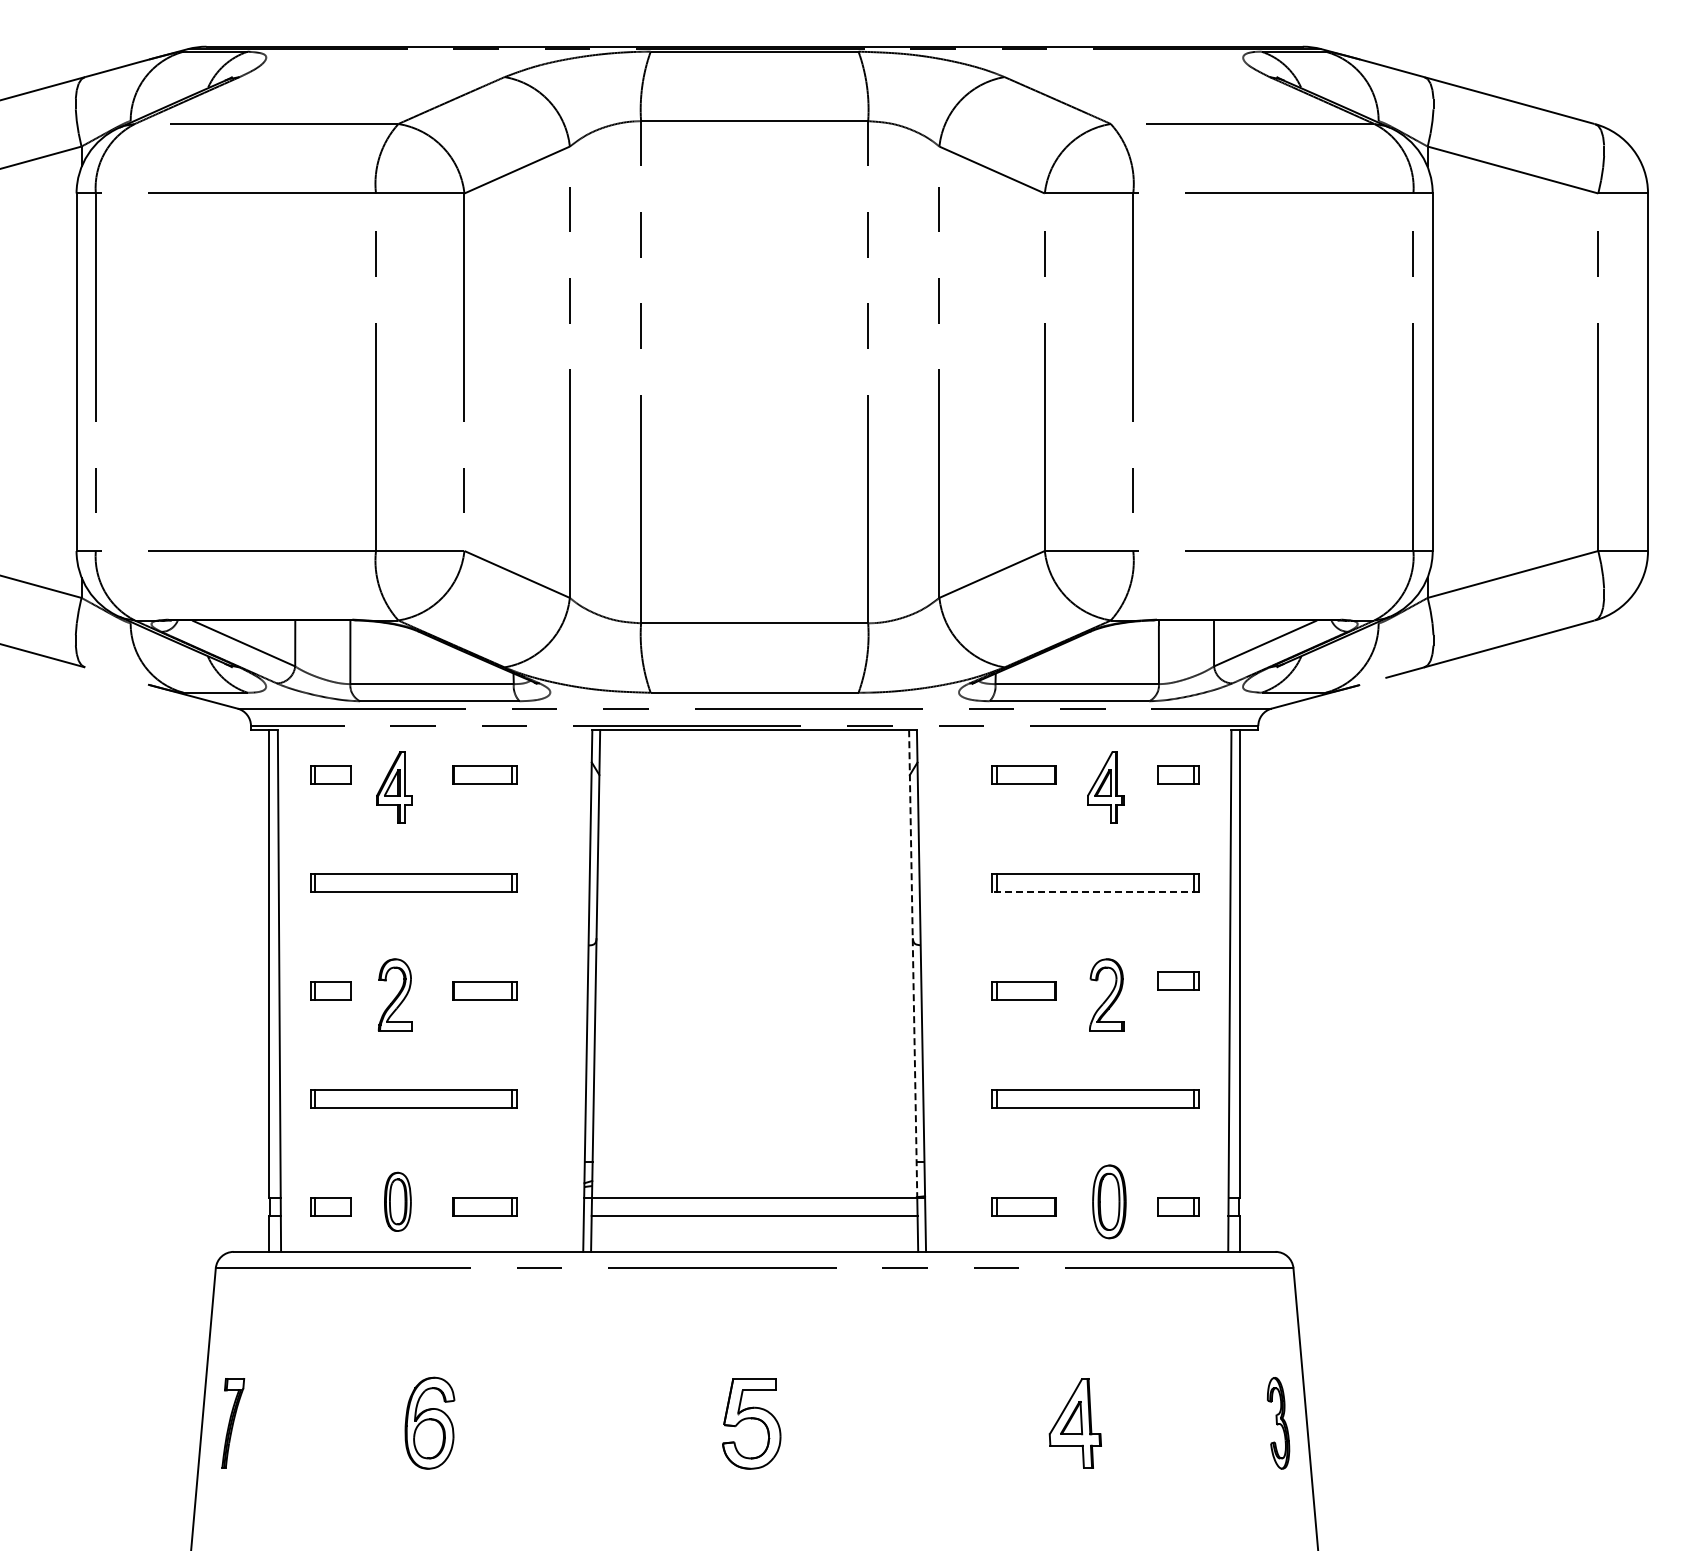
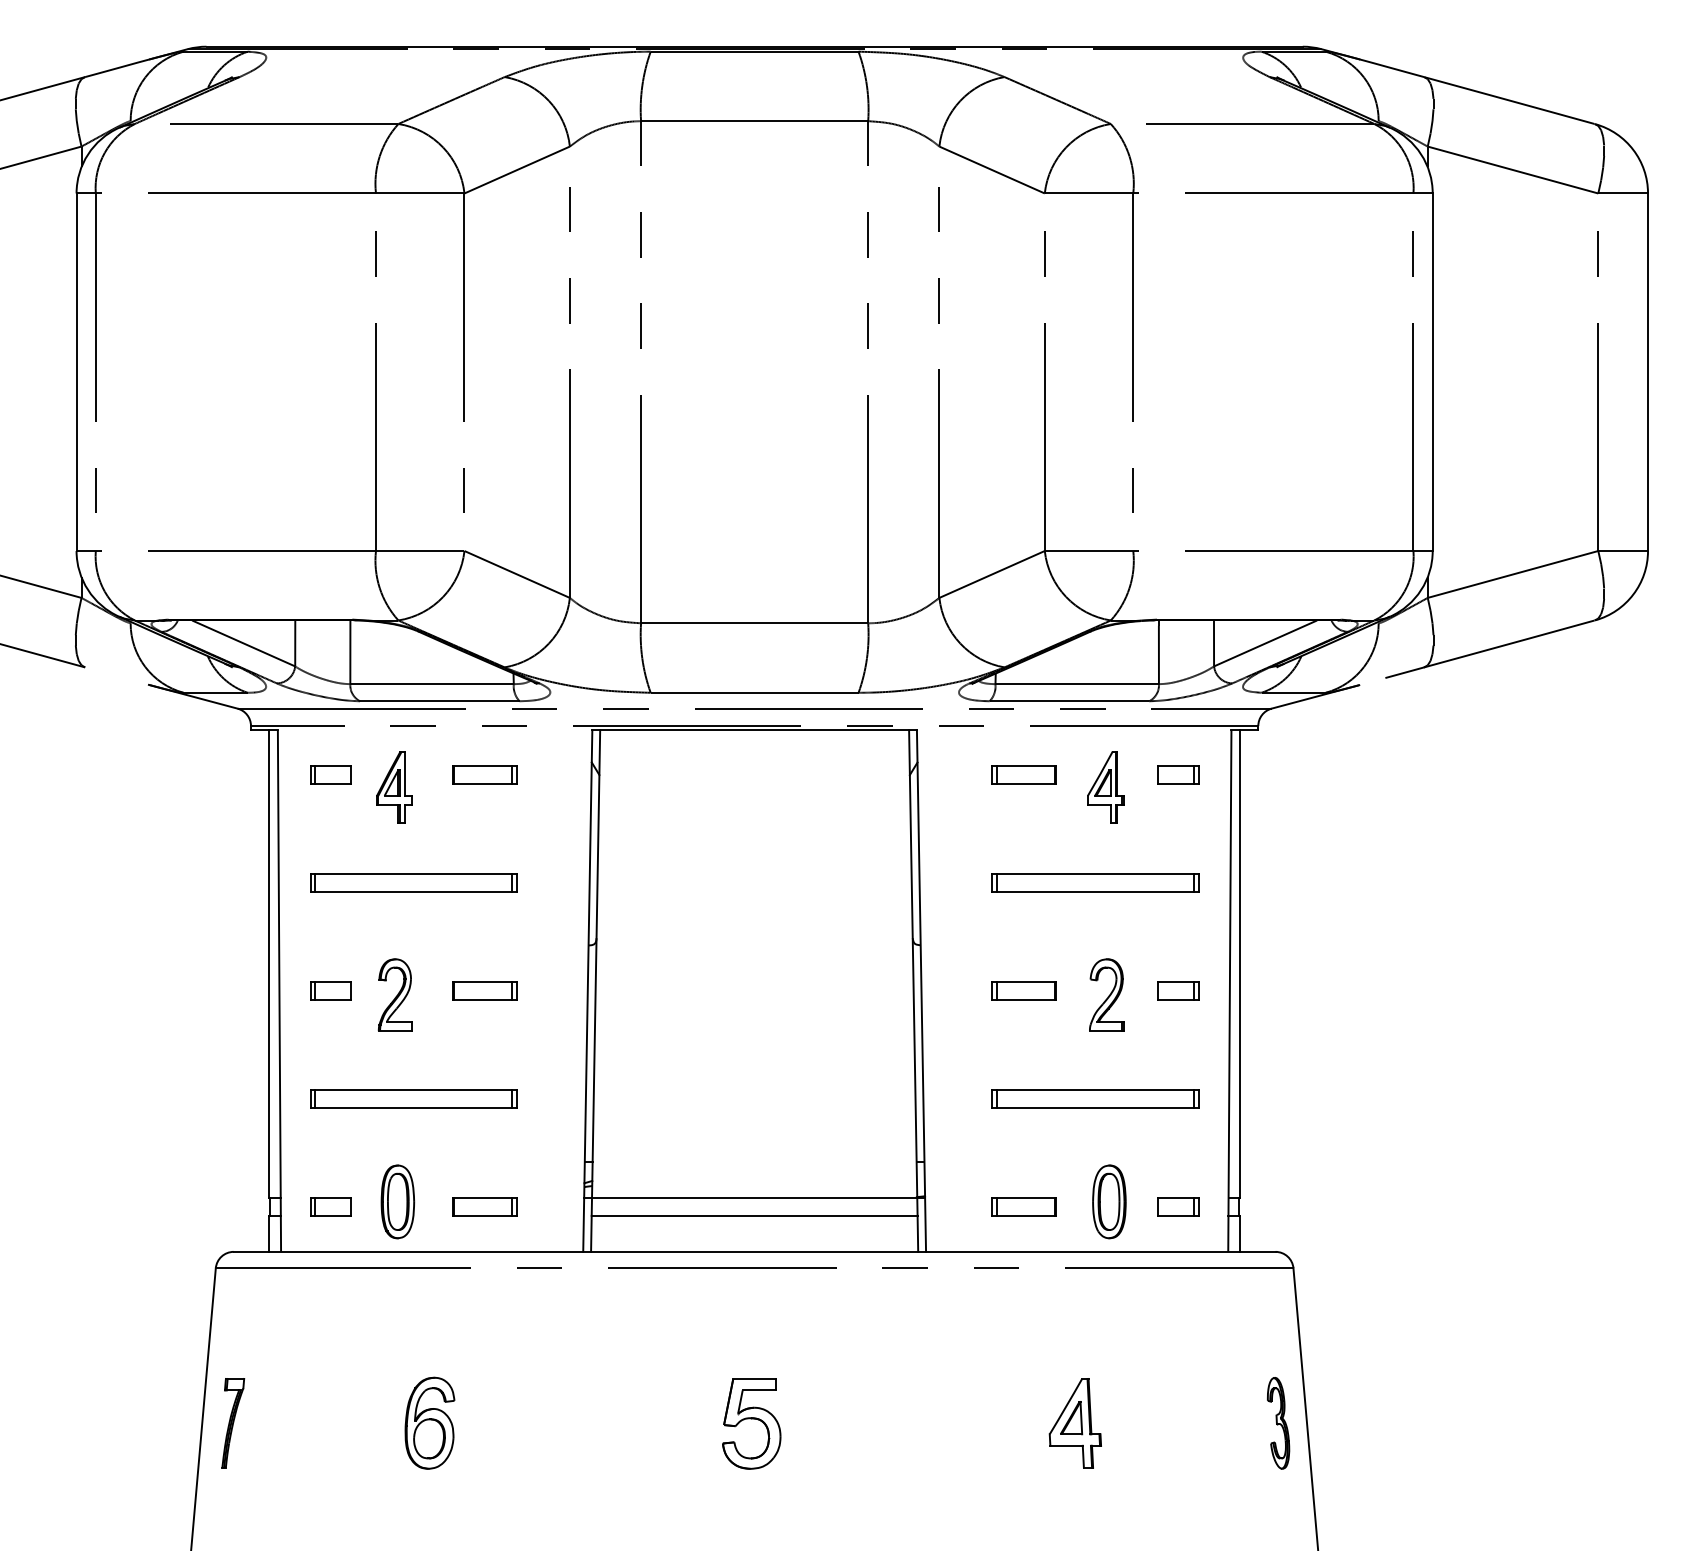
line: dashed -> solid (1095, 892)
line: dashed -> solid (913, 964)
part position: (1178, 980) -> (1178, 990) (1178, 990)
part size: 28x61 px -> 36x76 px (397, 1201)
